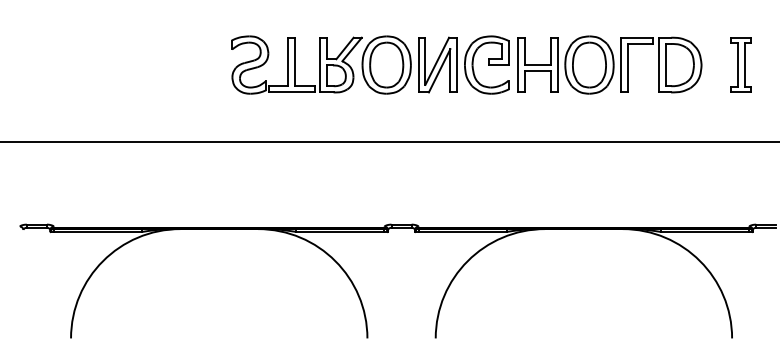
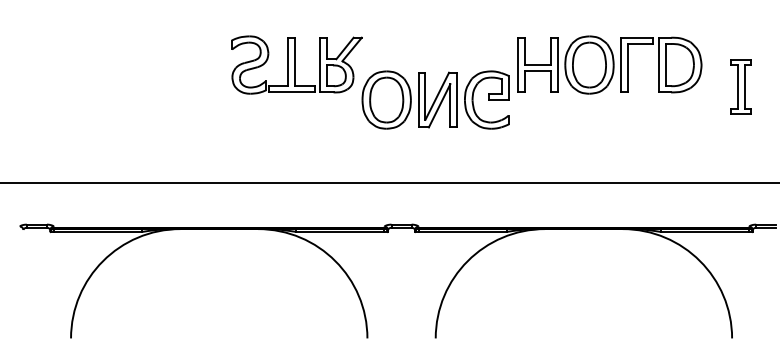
part position: (435, 64) -> (435, 99) (435, 99)
part position: (740, 64) -> (740, 86) (740, 86)
line position: (389, 142) -> (389, 183) (389, 183)
